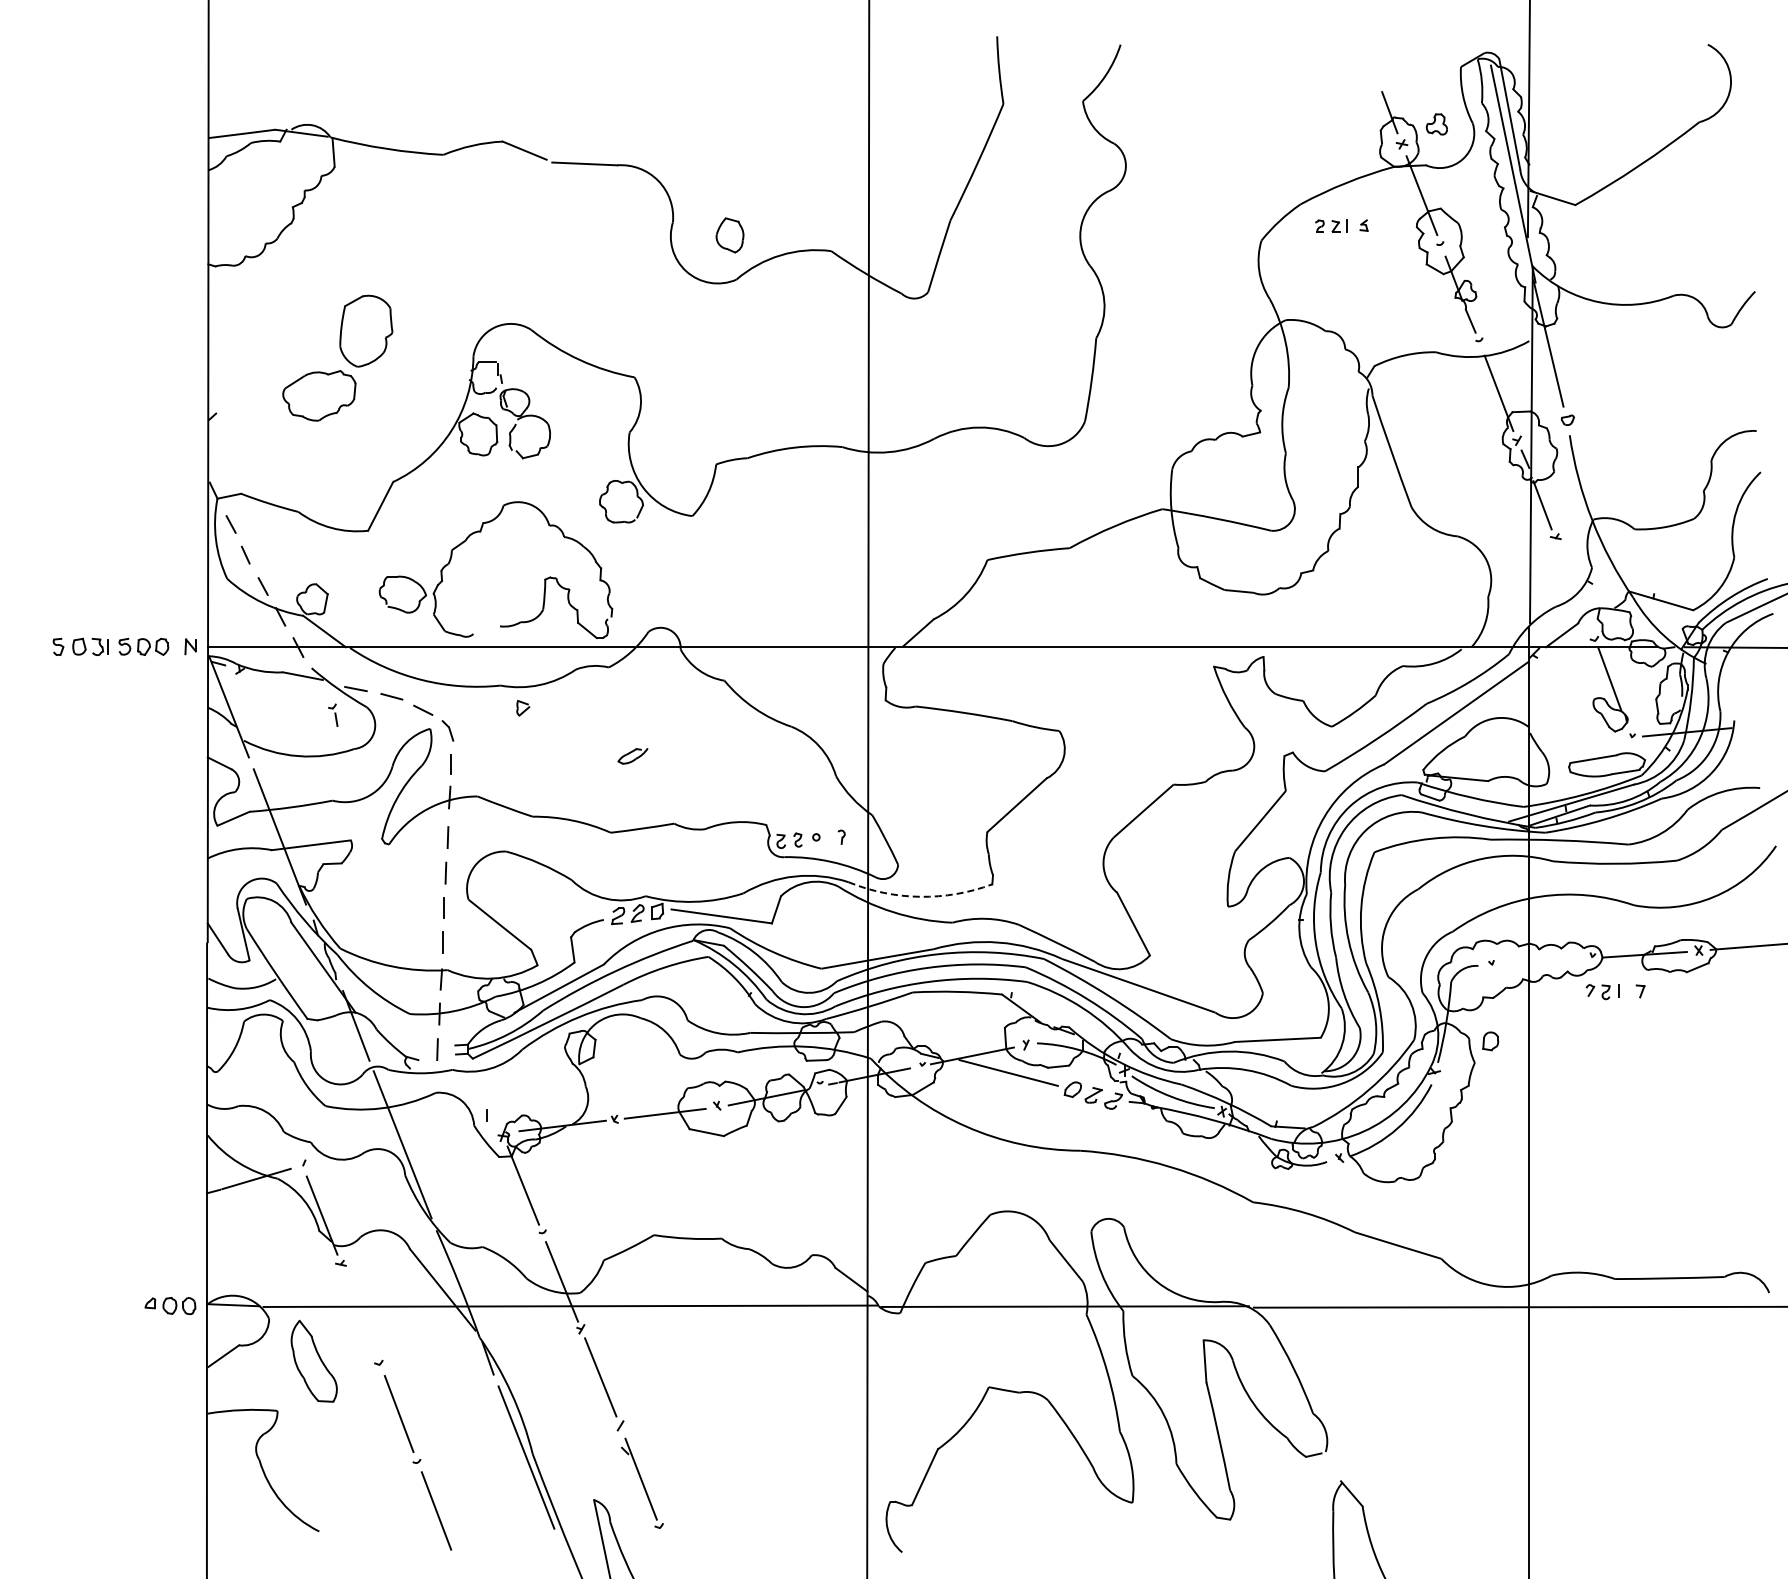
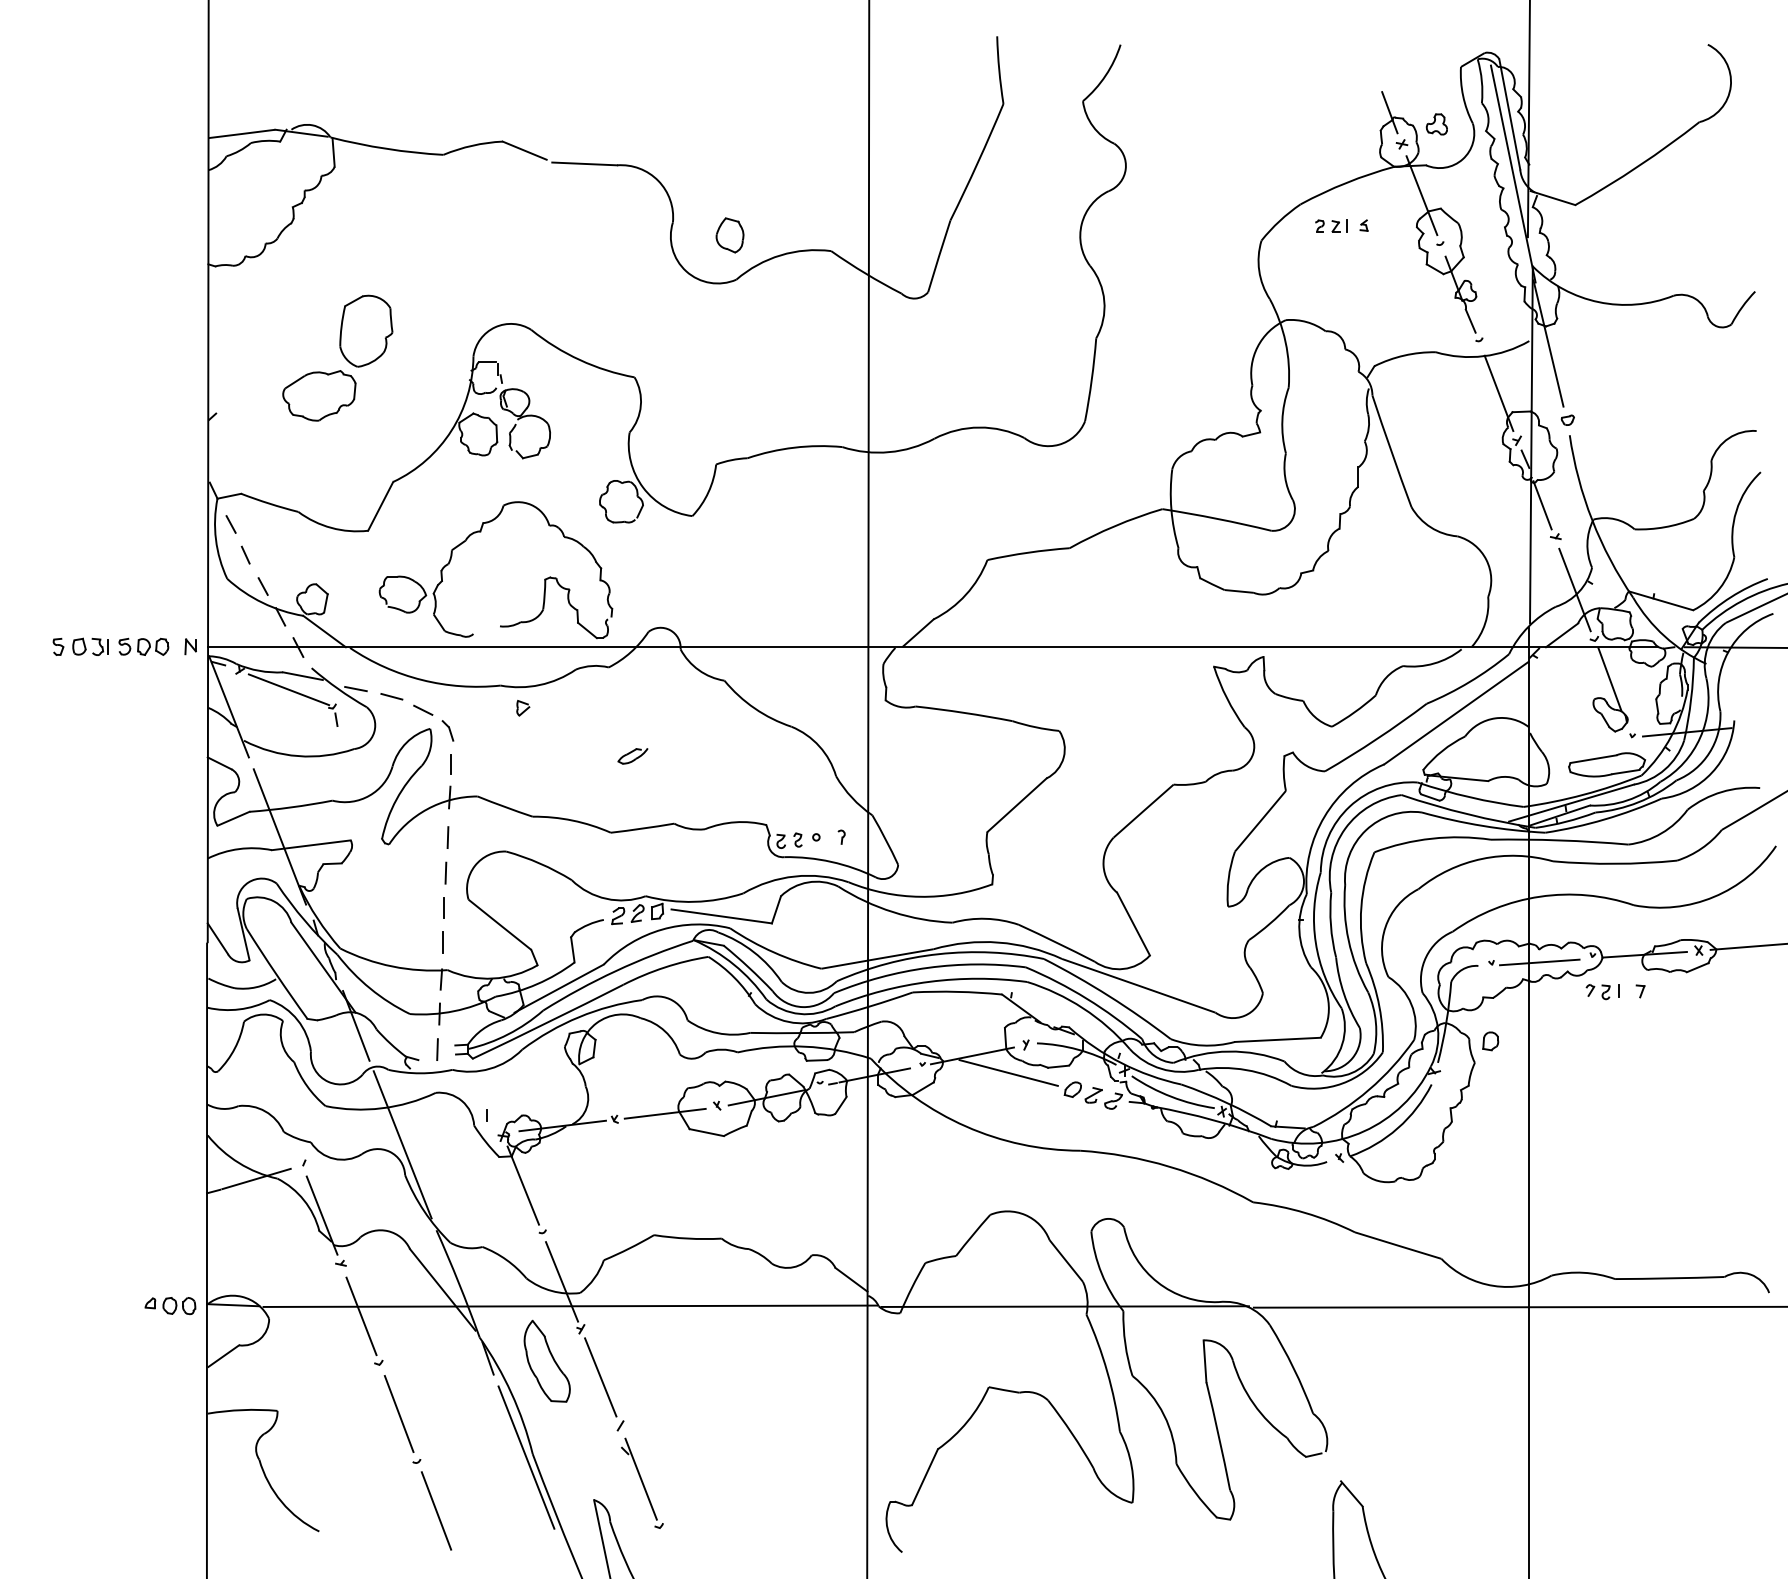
line: none -> present (1574, 589)
line: none -> present (288, 689)
arc: dashed -> solid (920, 896)
line: none -> present (1539, 962)
line: none -> present (361, 1316)
part position: (313, 1360) -> (546, 1360) (546, 1360)
